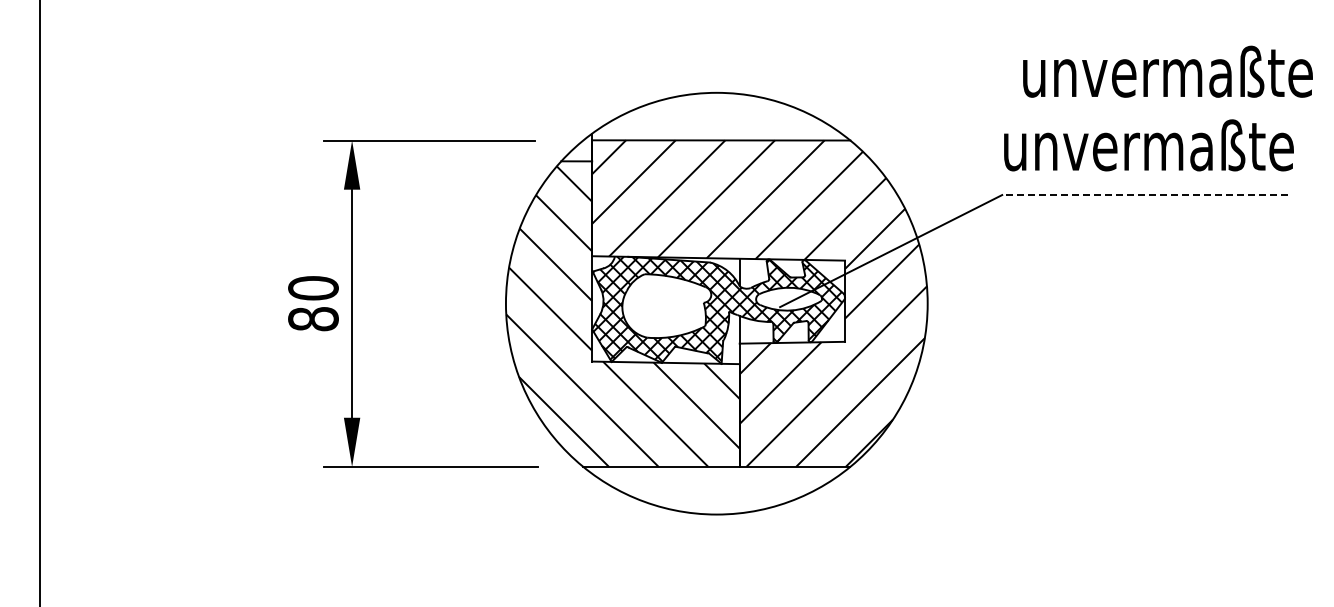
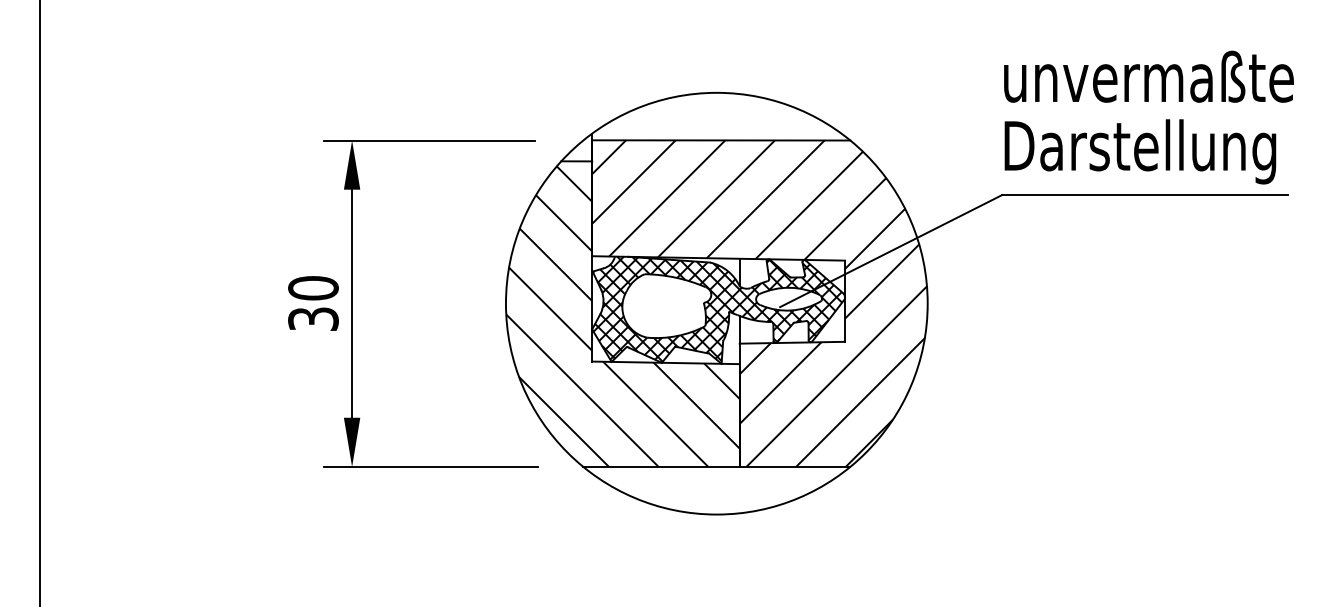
text position: (1167, 71) -> (1148, 76) (1148, 76)
text: unvermaßte -> Darstellung (1148, 151)
line: dashed -> solid (1145, 195)
text: 80 -> 30 (313, 319)
